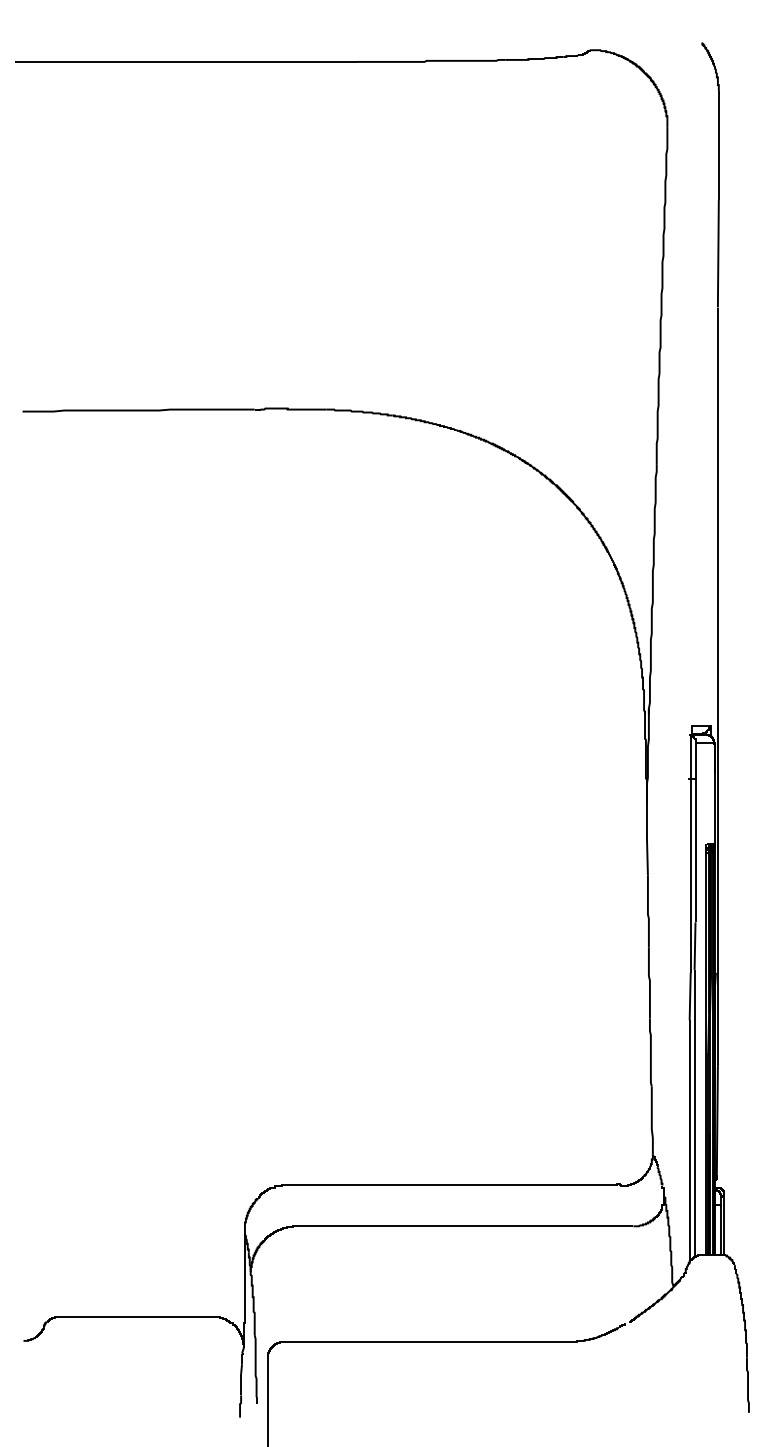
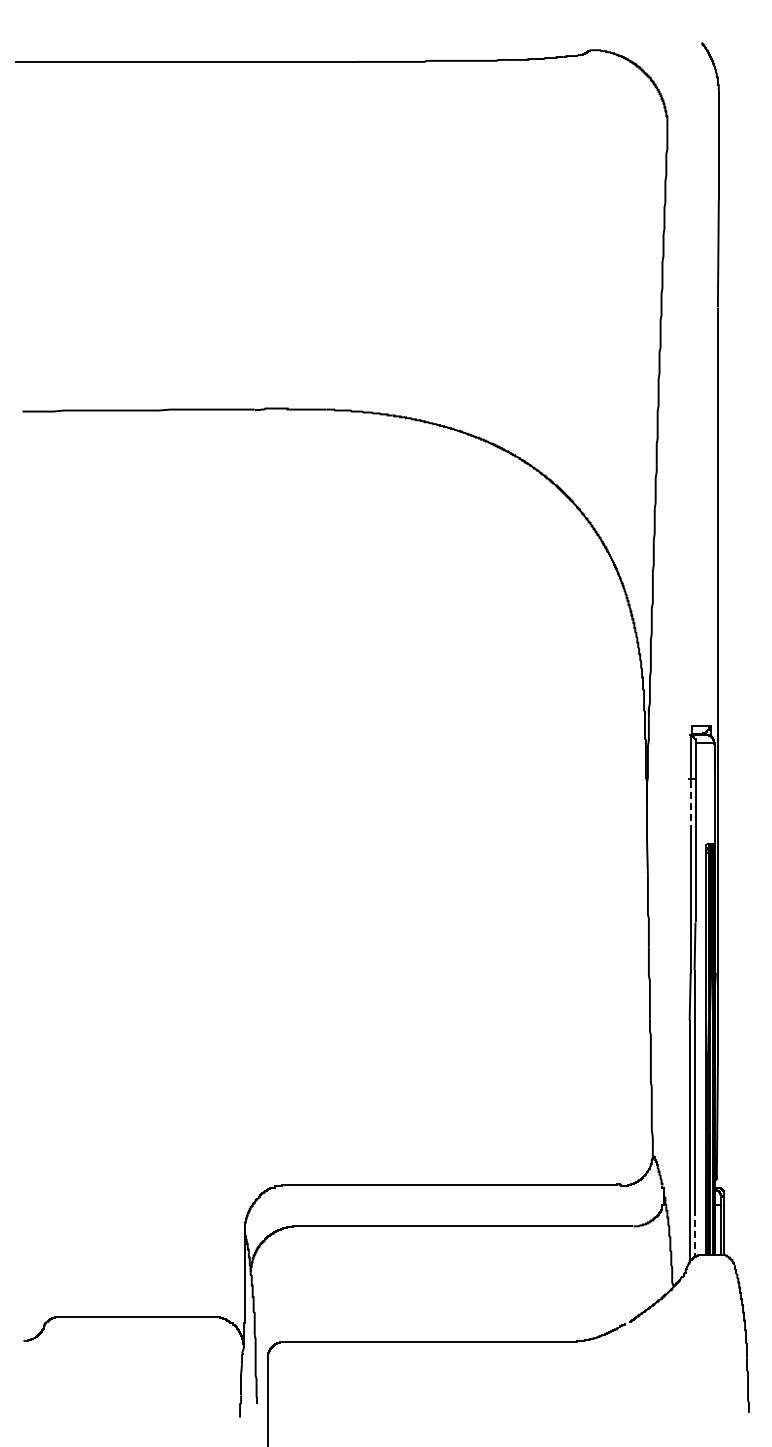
line: solid -> dashed (690, 804)
line: solid -> dashed (694, 1233)
